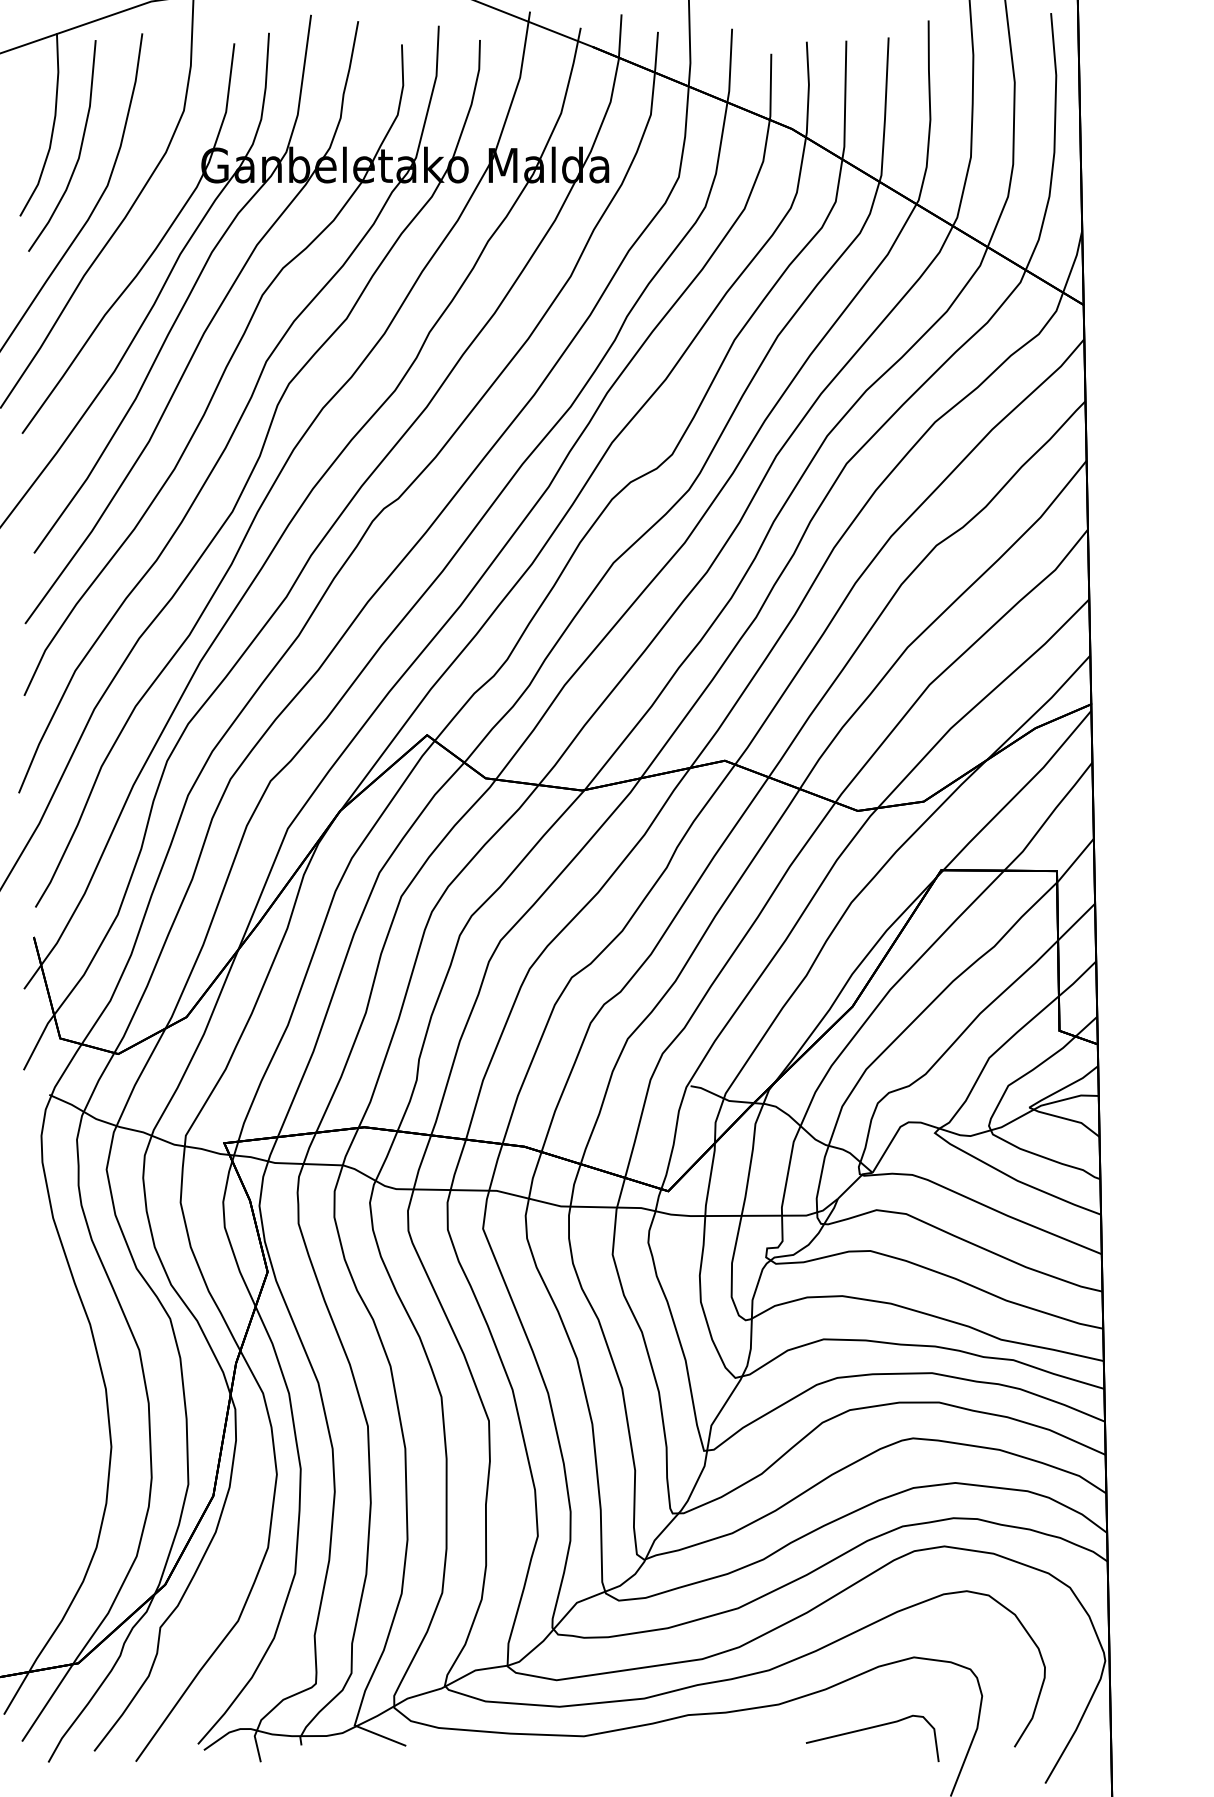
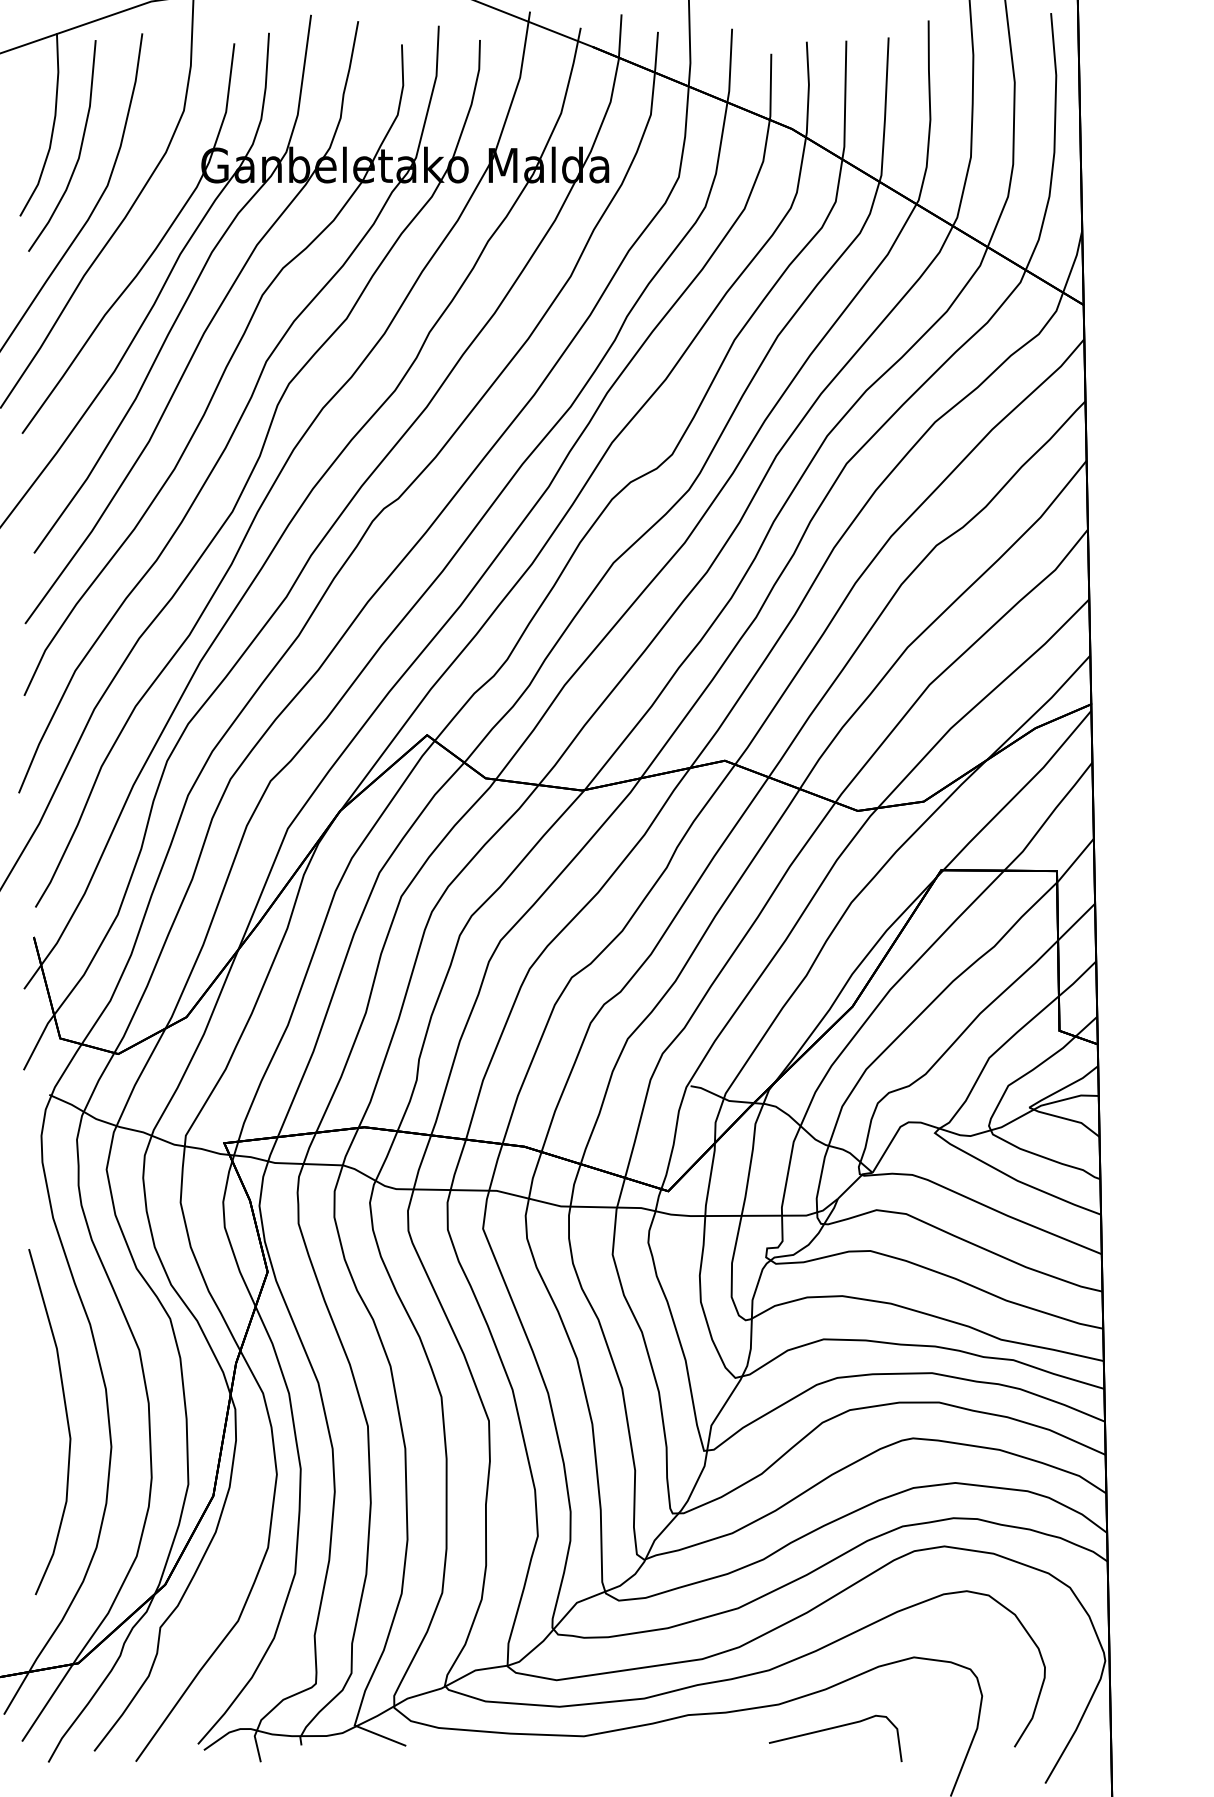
curve: none -> present (66, 1420)
curve position: (868, 1729) -> (831, 1729) (831, 1729)
